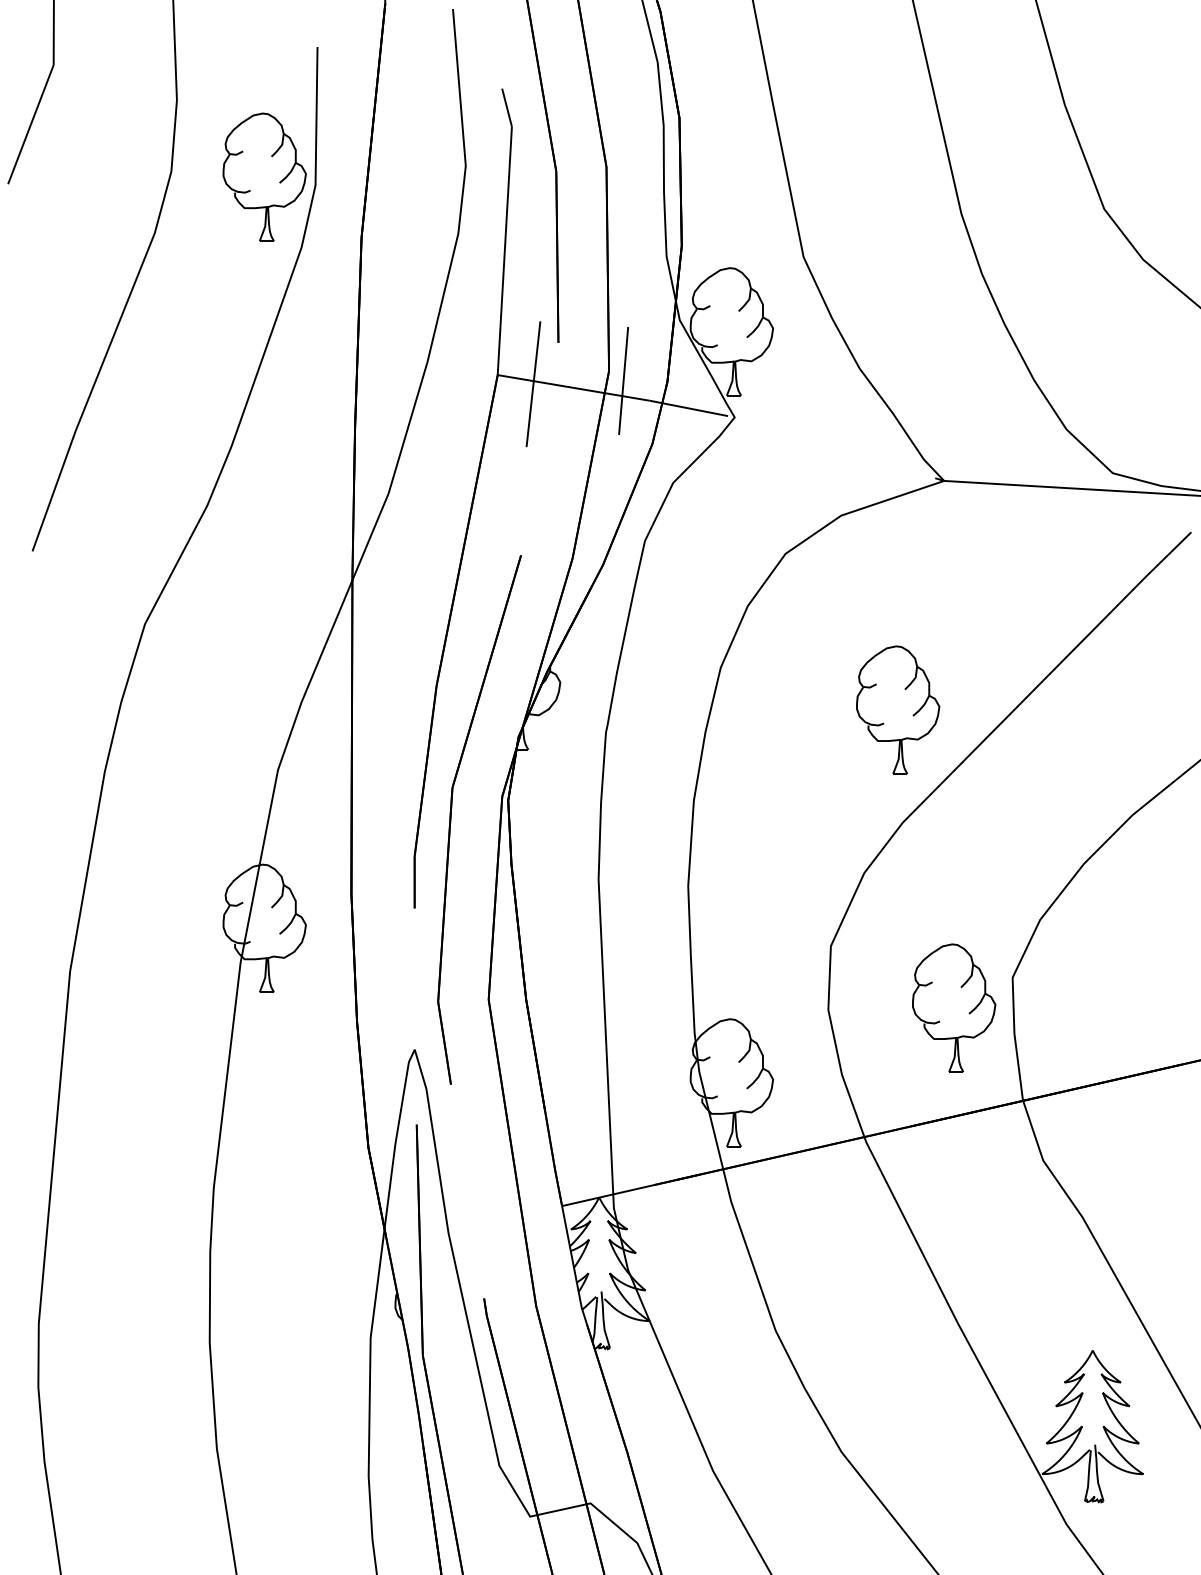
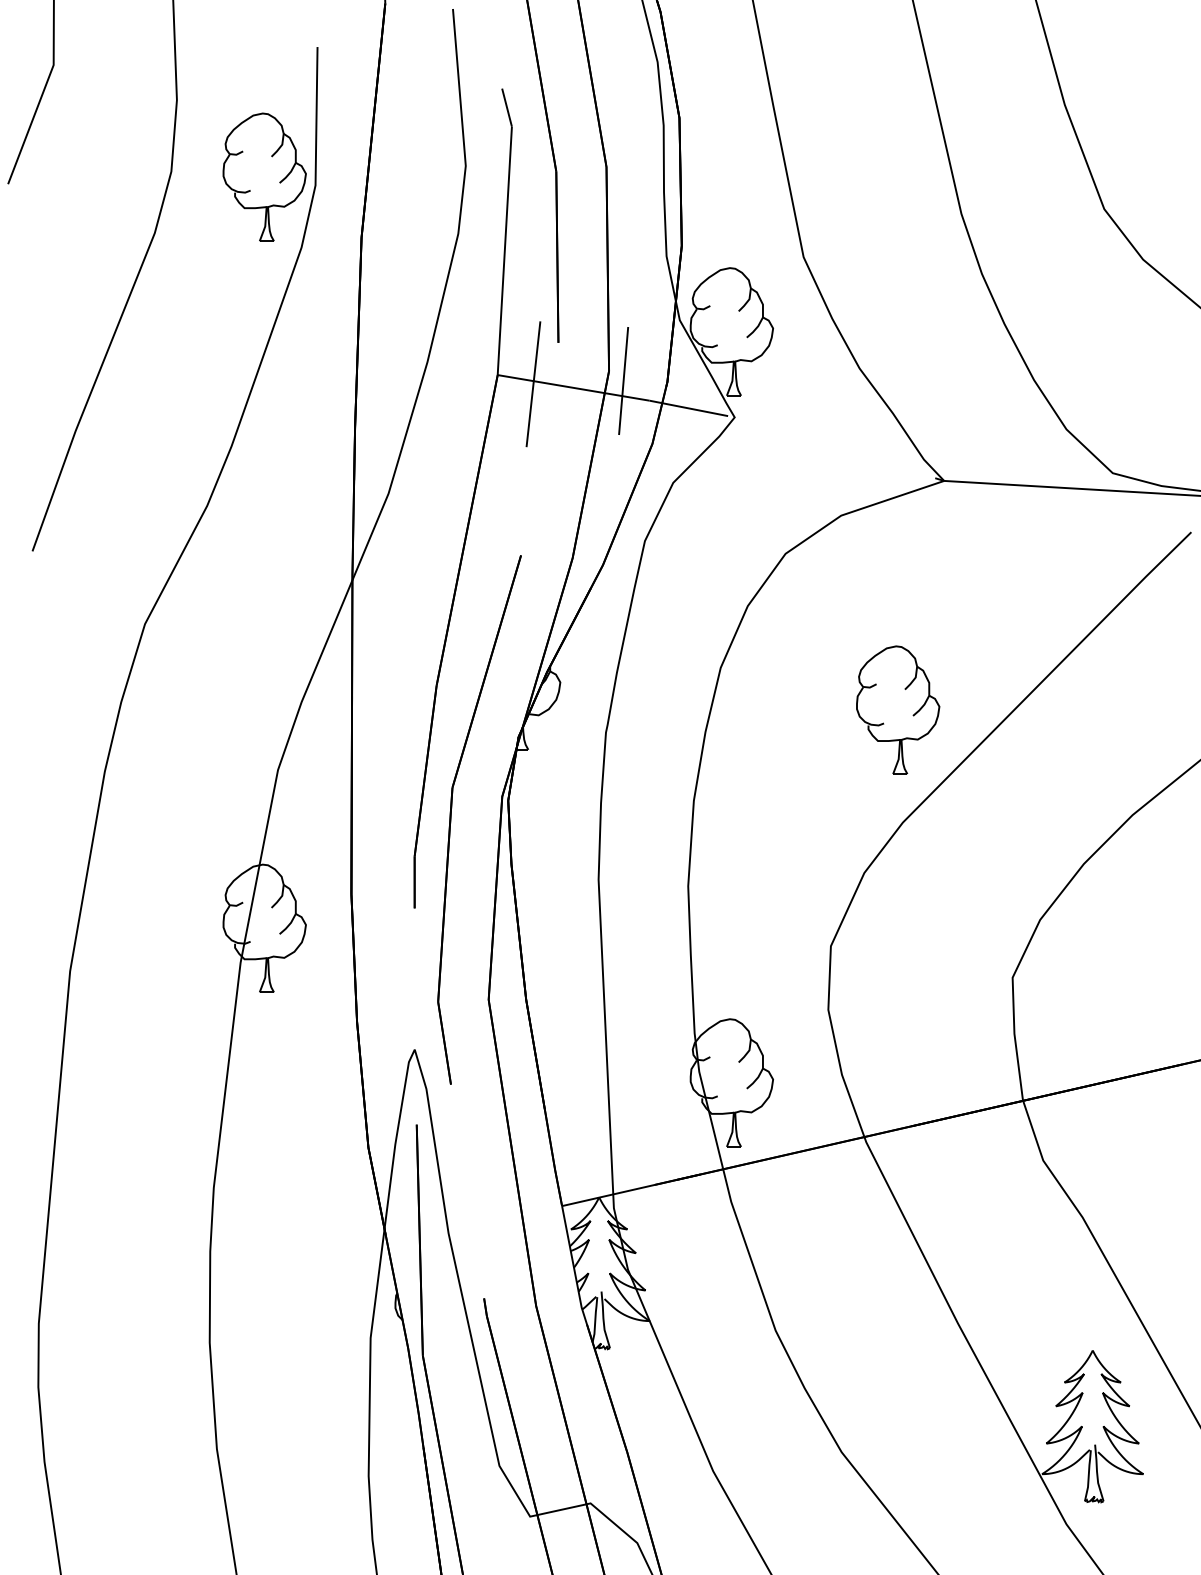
part: present -> none (954, 1007)
